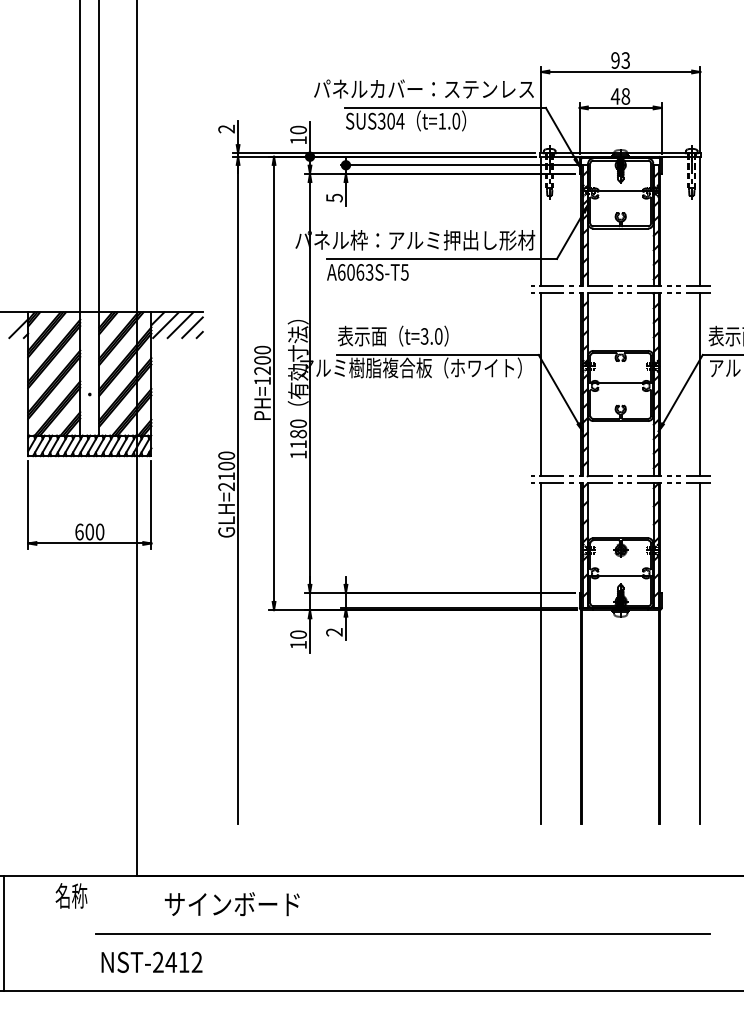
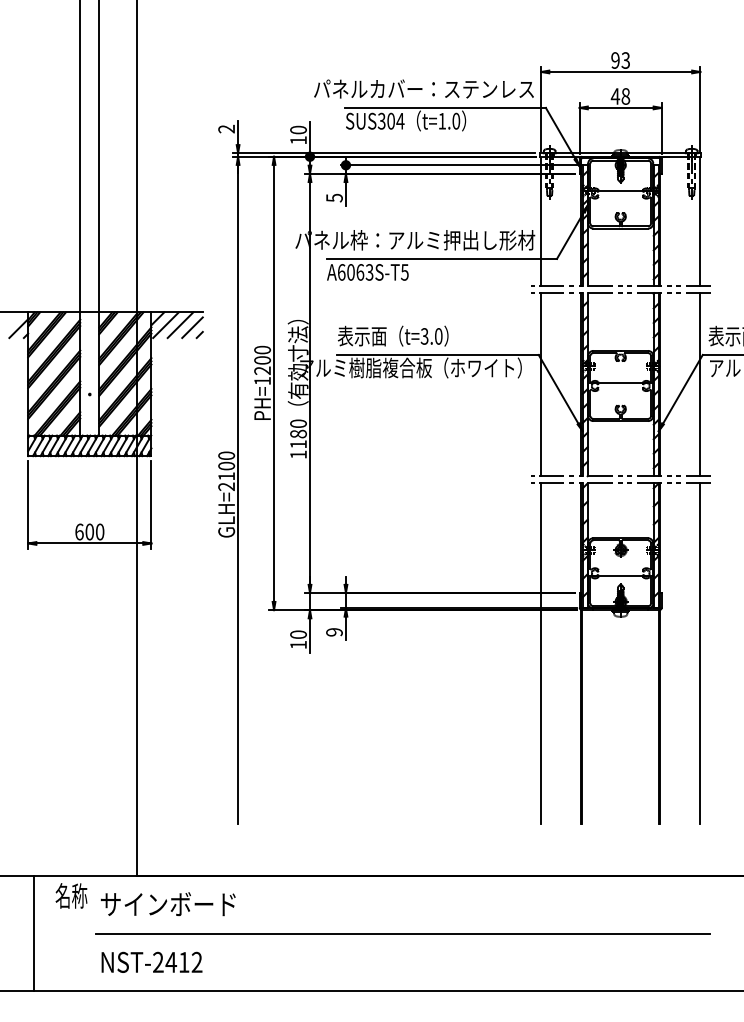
text: 2 -> 9 (334, 632)
text position: (231, 904) -> (167, 904) (167, 904)
line position: (4, 933) -> (34, 933) (34, 933)
